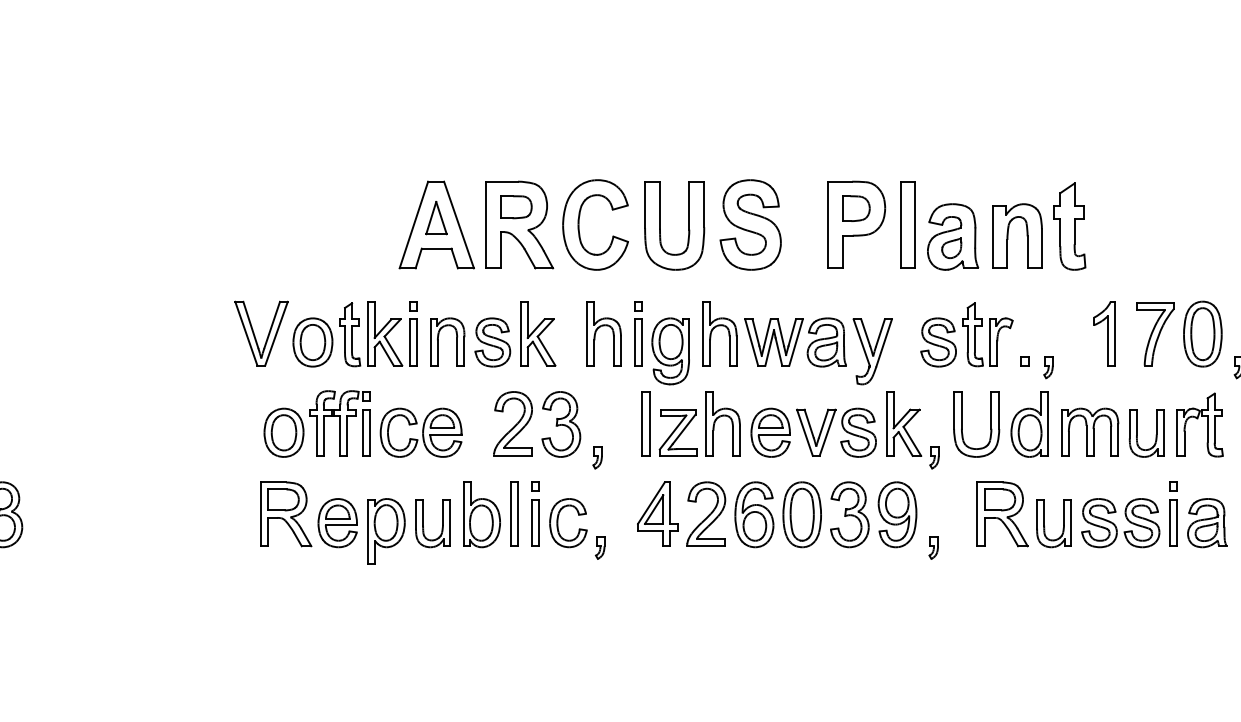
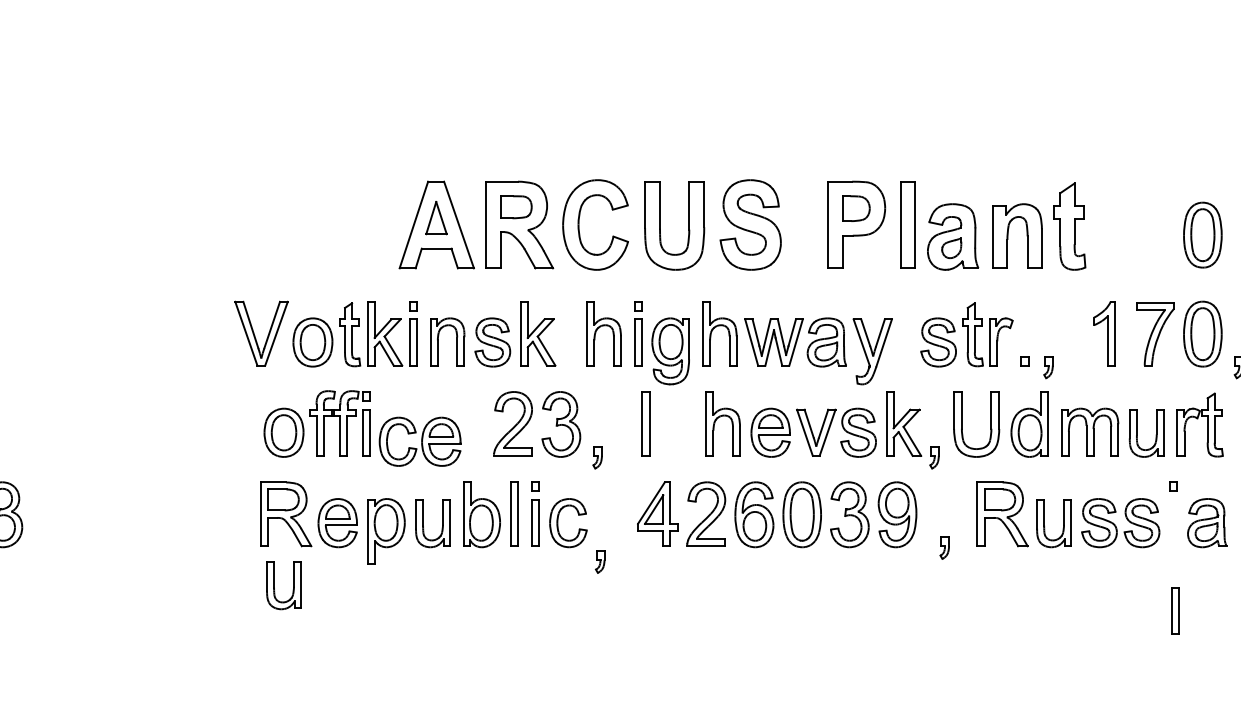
part: none -> present (1202, 234)
part position: (420, 432) -> (419, 441) (419, 441)
part: present -> none (677, 432)
part position: (1173, 522) -> (1175, 610) (1175, 610)
part position: (599, 547) -> (599, 561) (599, 561)
part position: (933, 547) -> (944, 547) (944, 547)
part: none -> present (274, 585)
